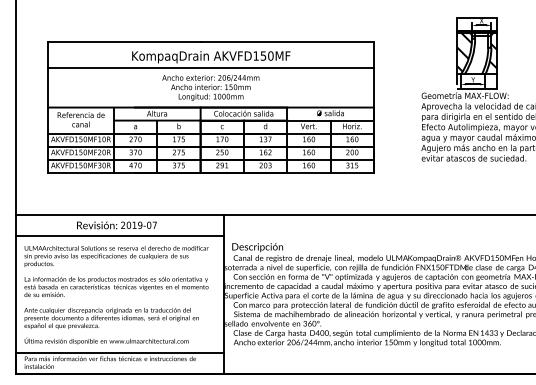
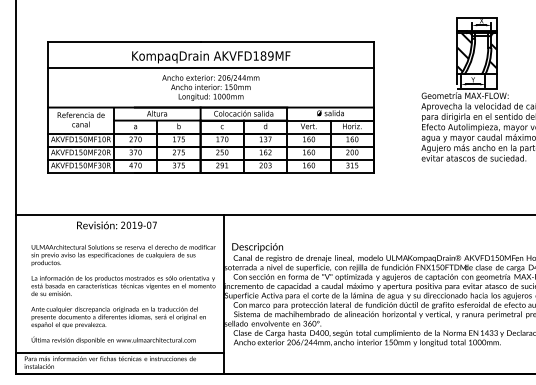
text: AKVFD150MF -> AKVFD189MF (266, 55)
line: present -> none (120, 235)
text position: (116, 295) -> (123, 294) (123, 294)
